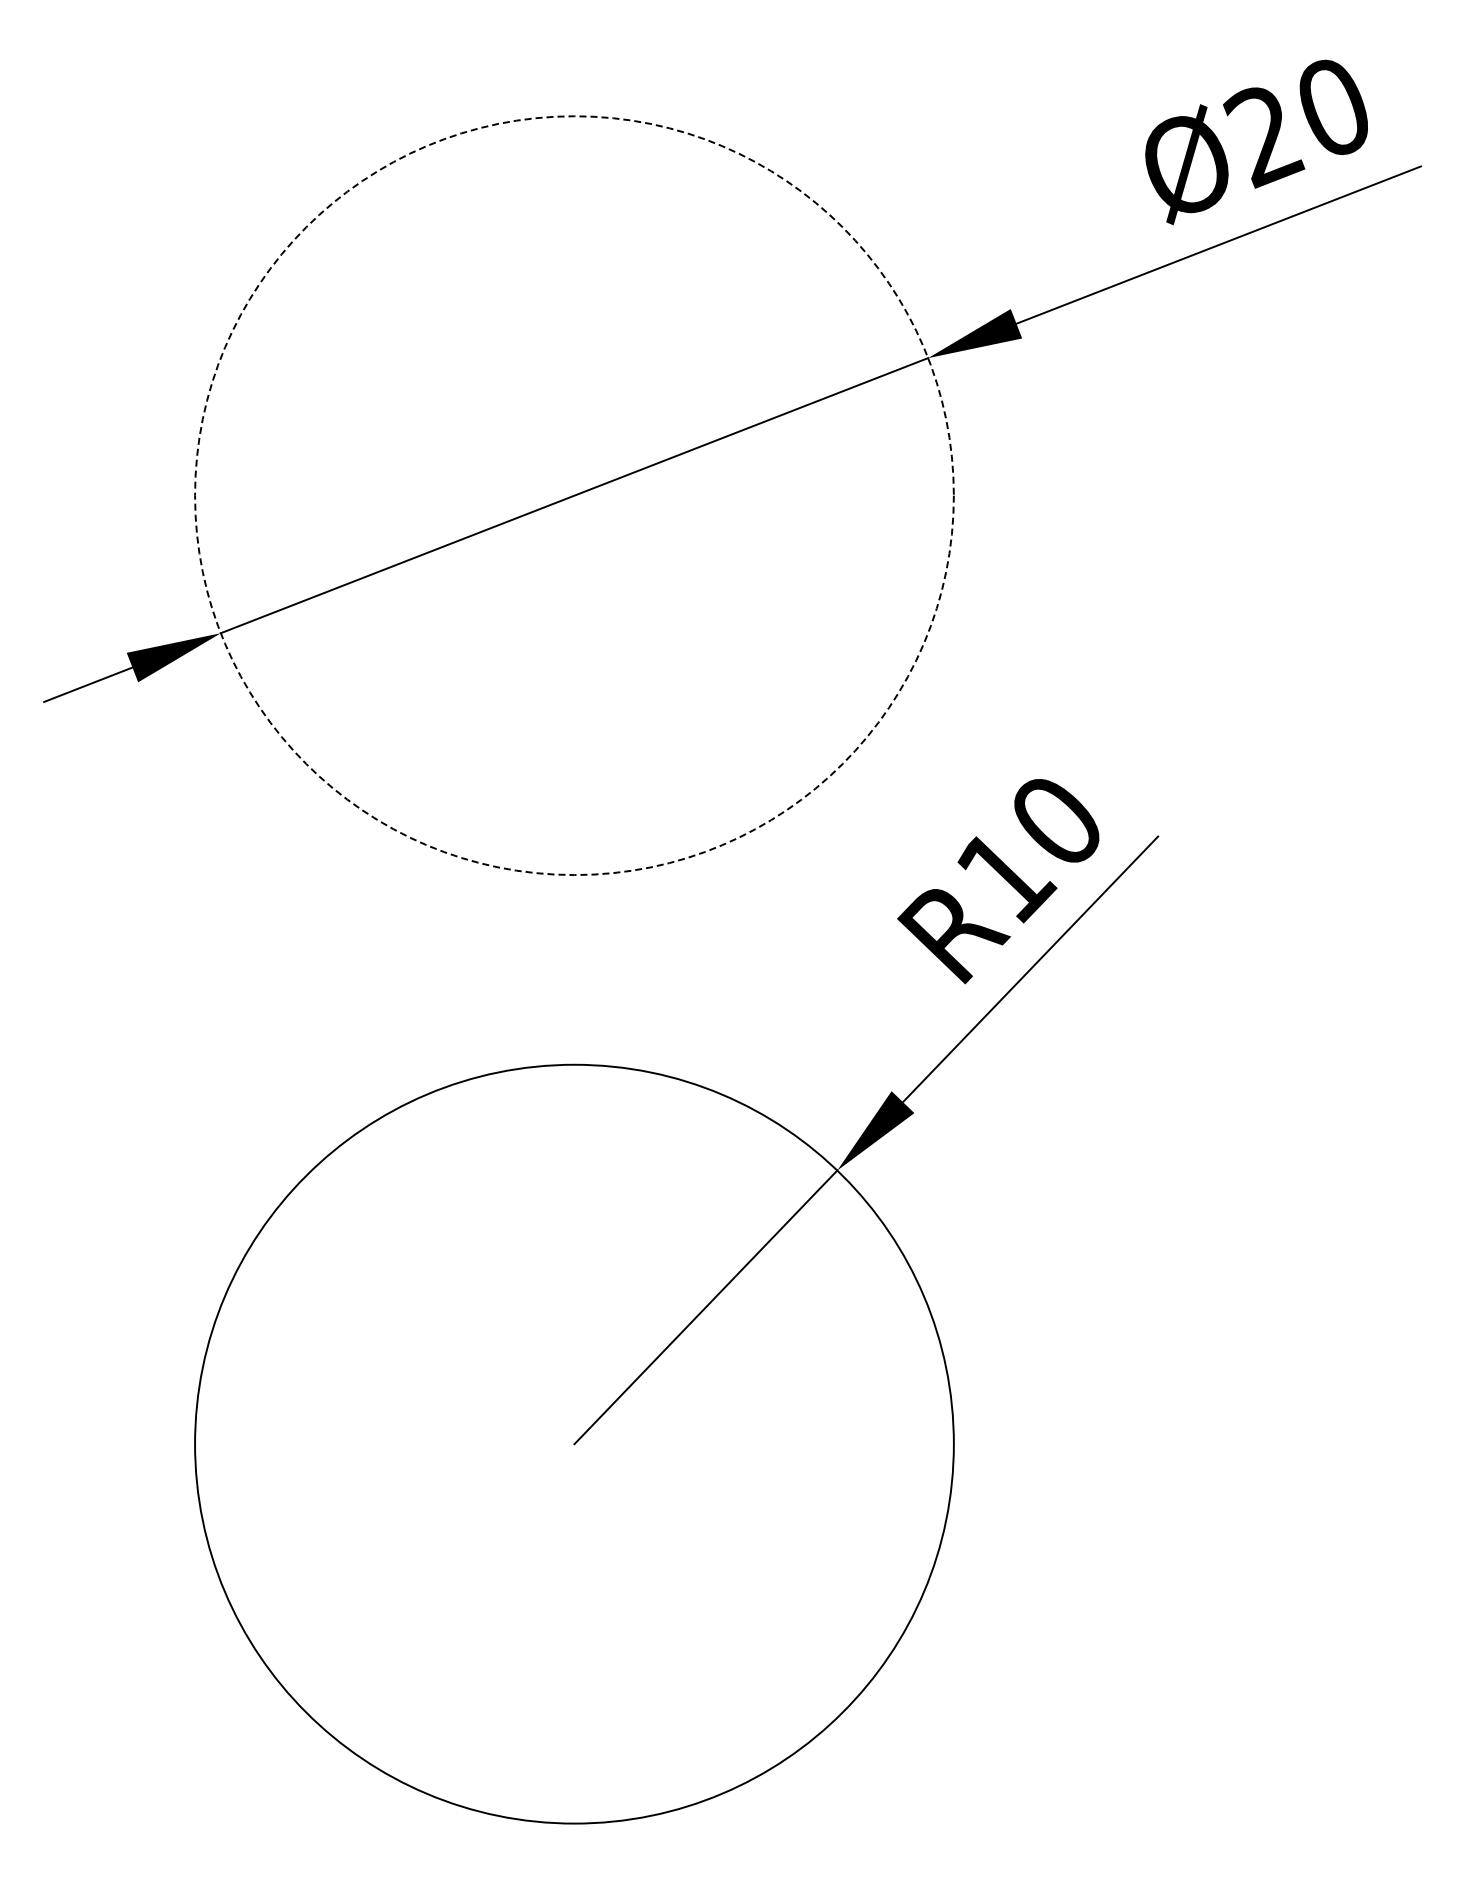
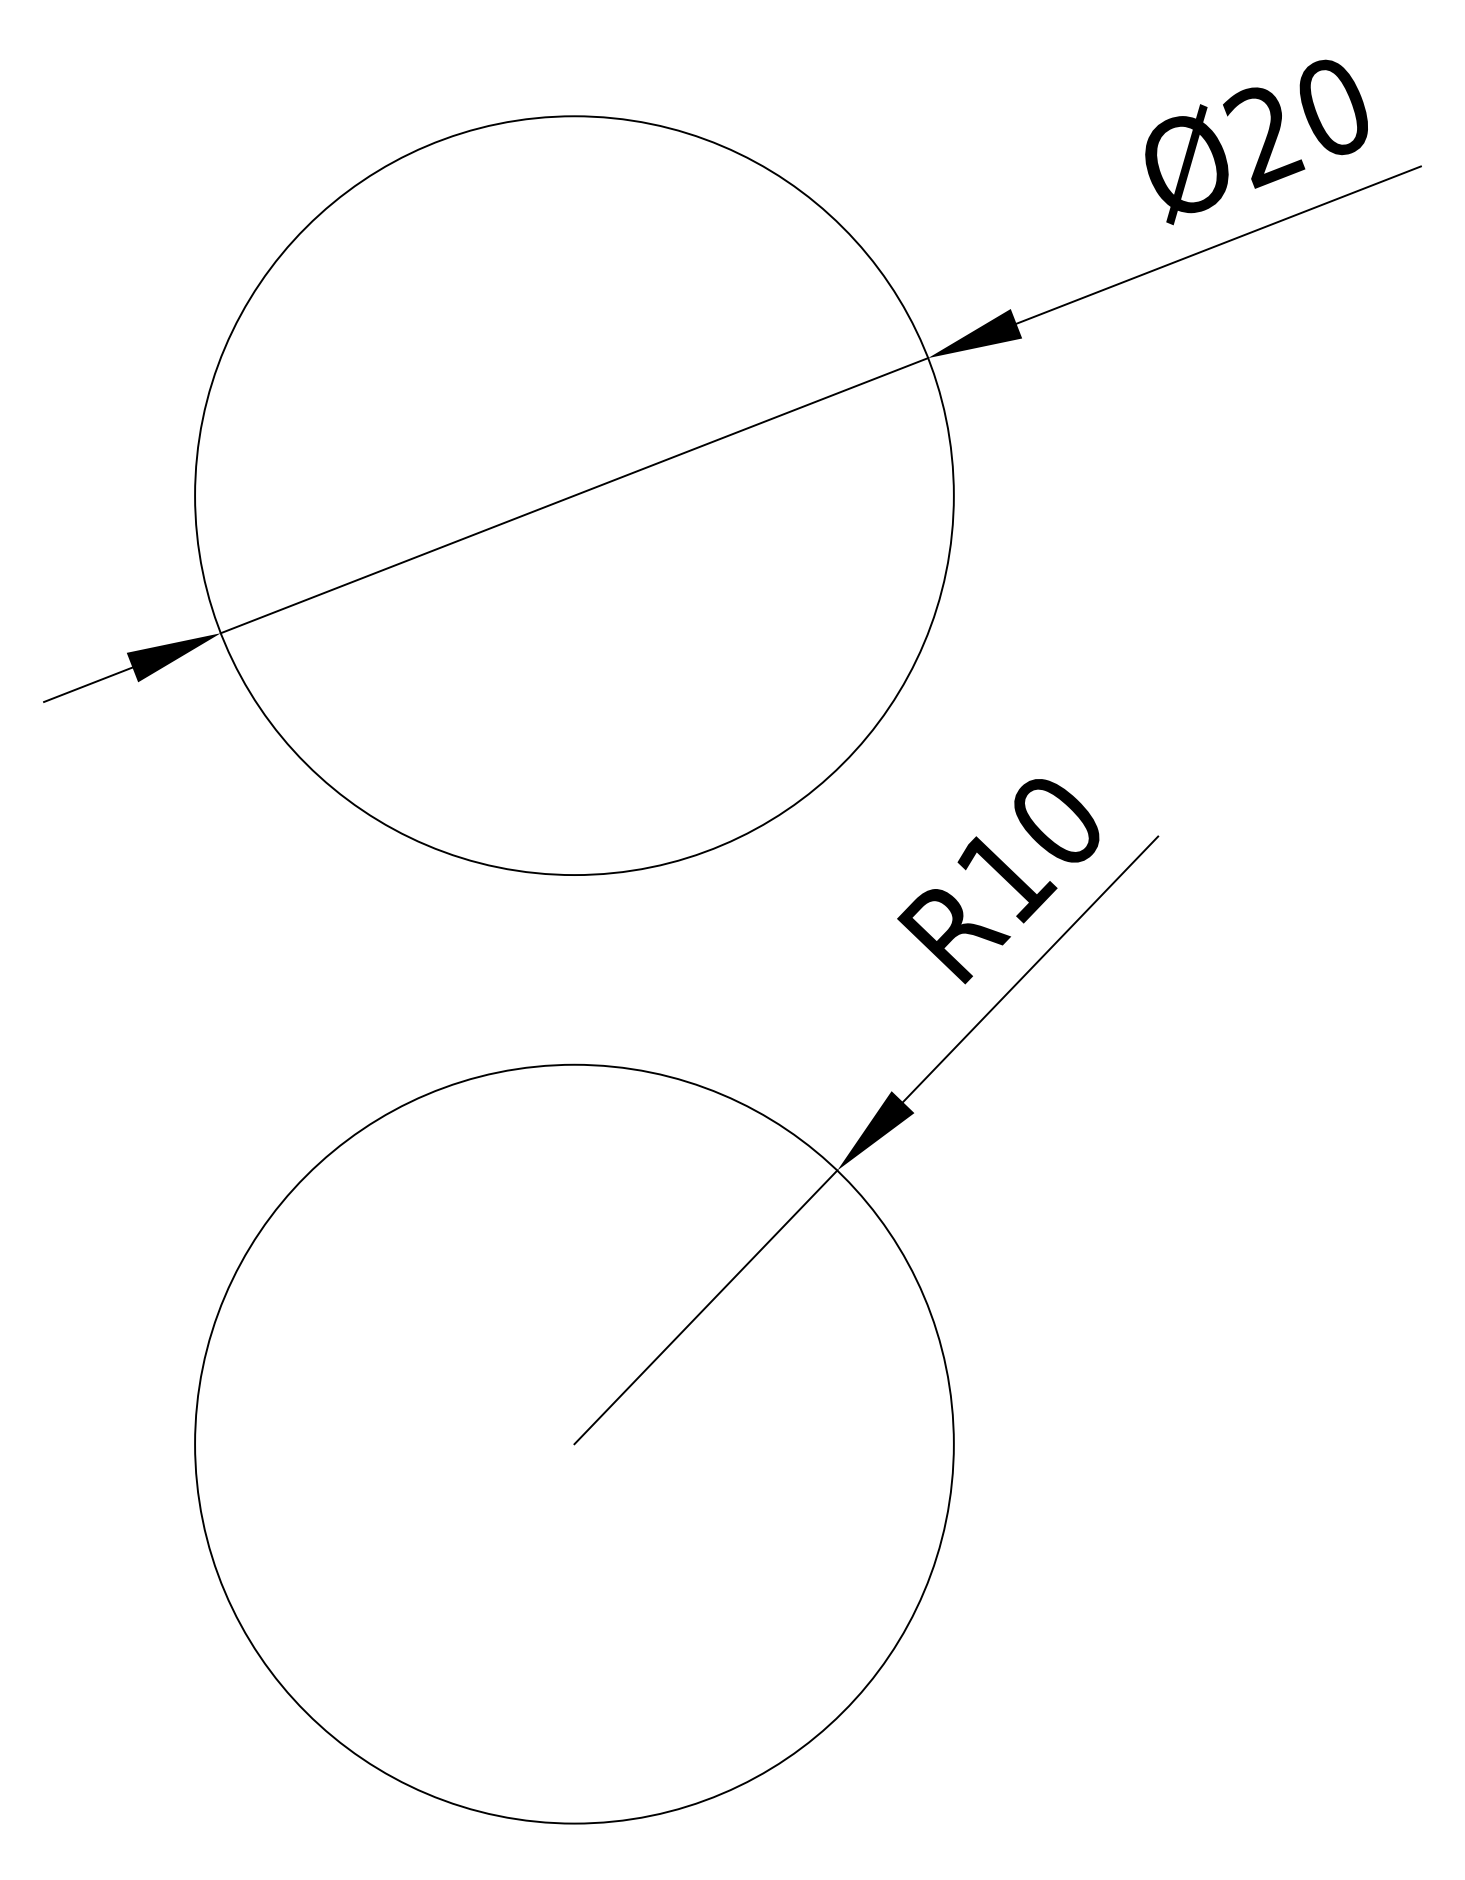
circle: dashed -> solid (574, 495)
